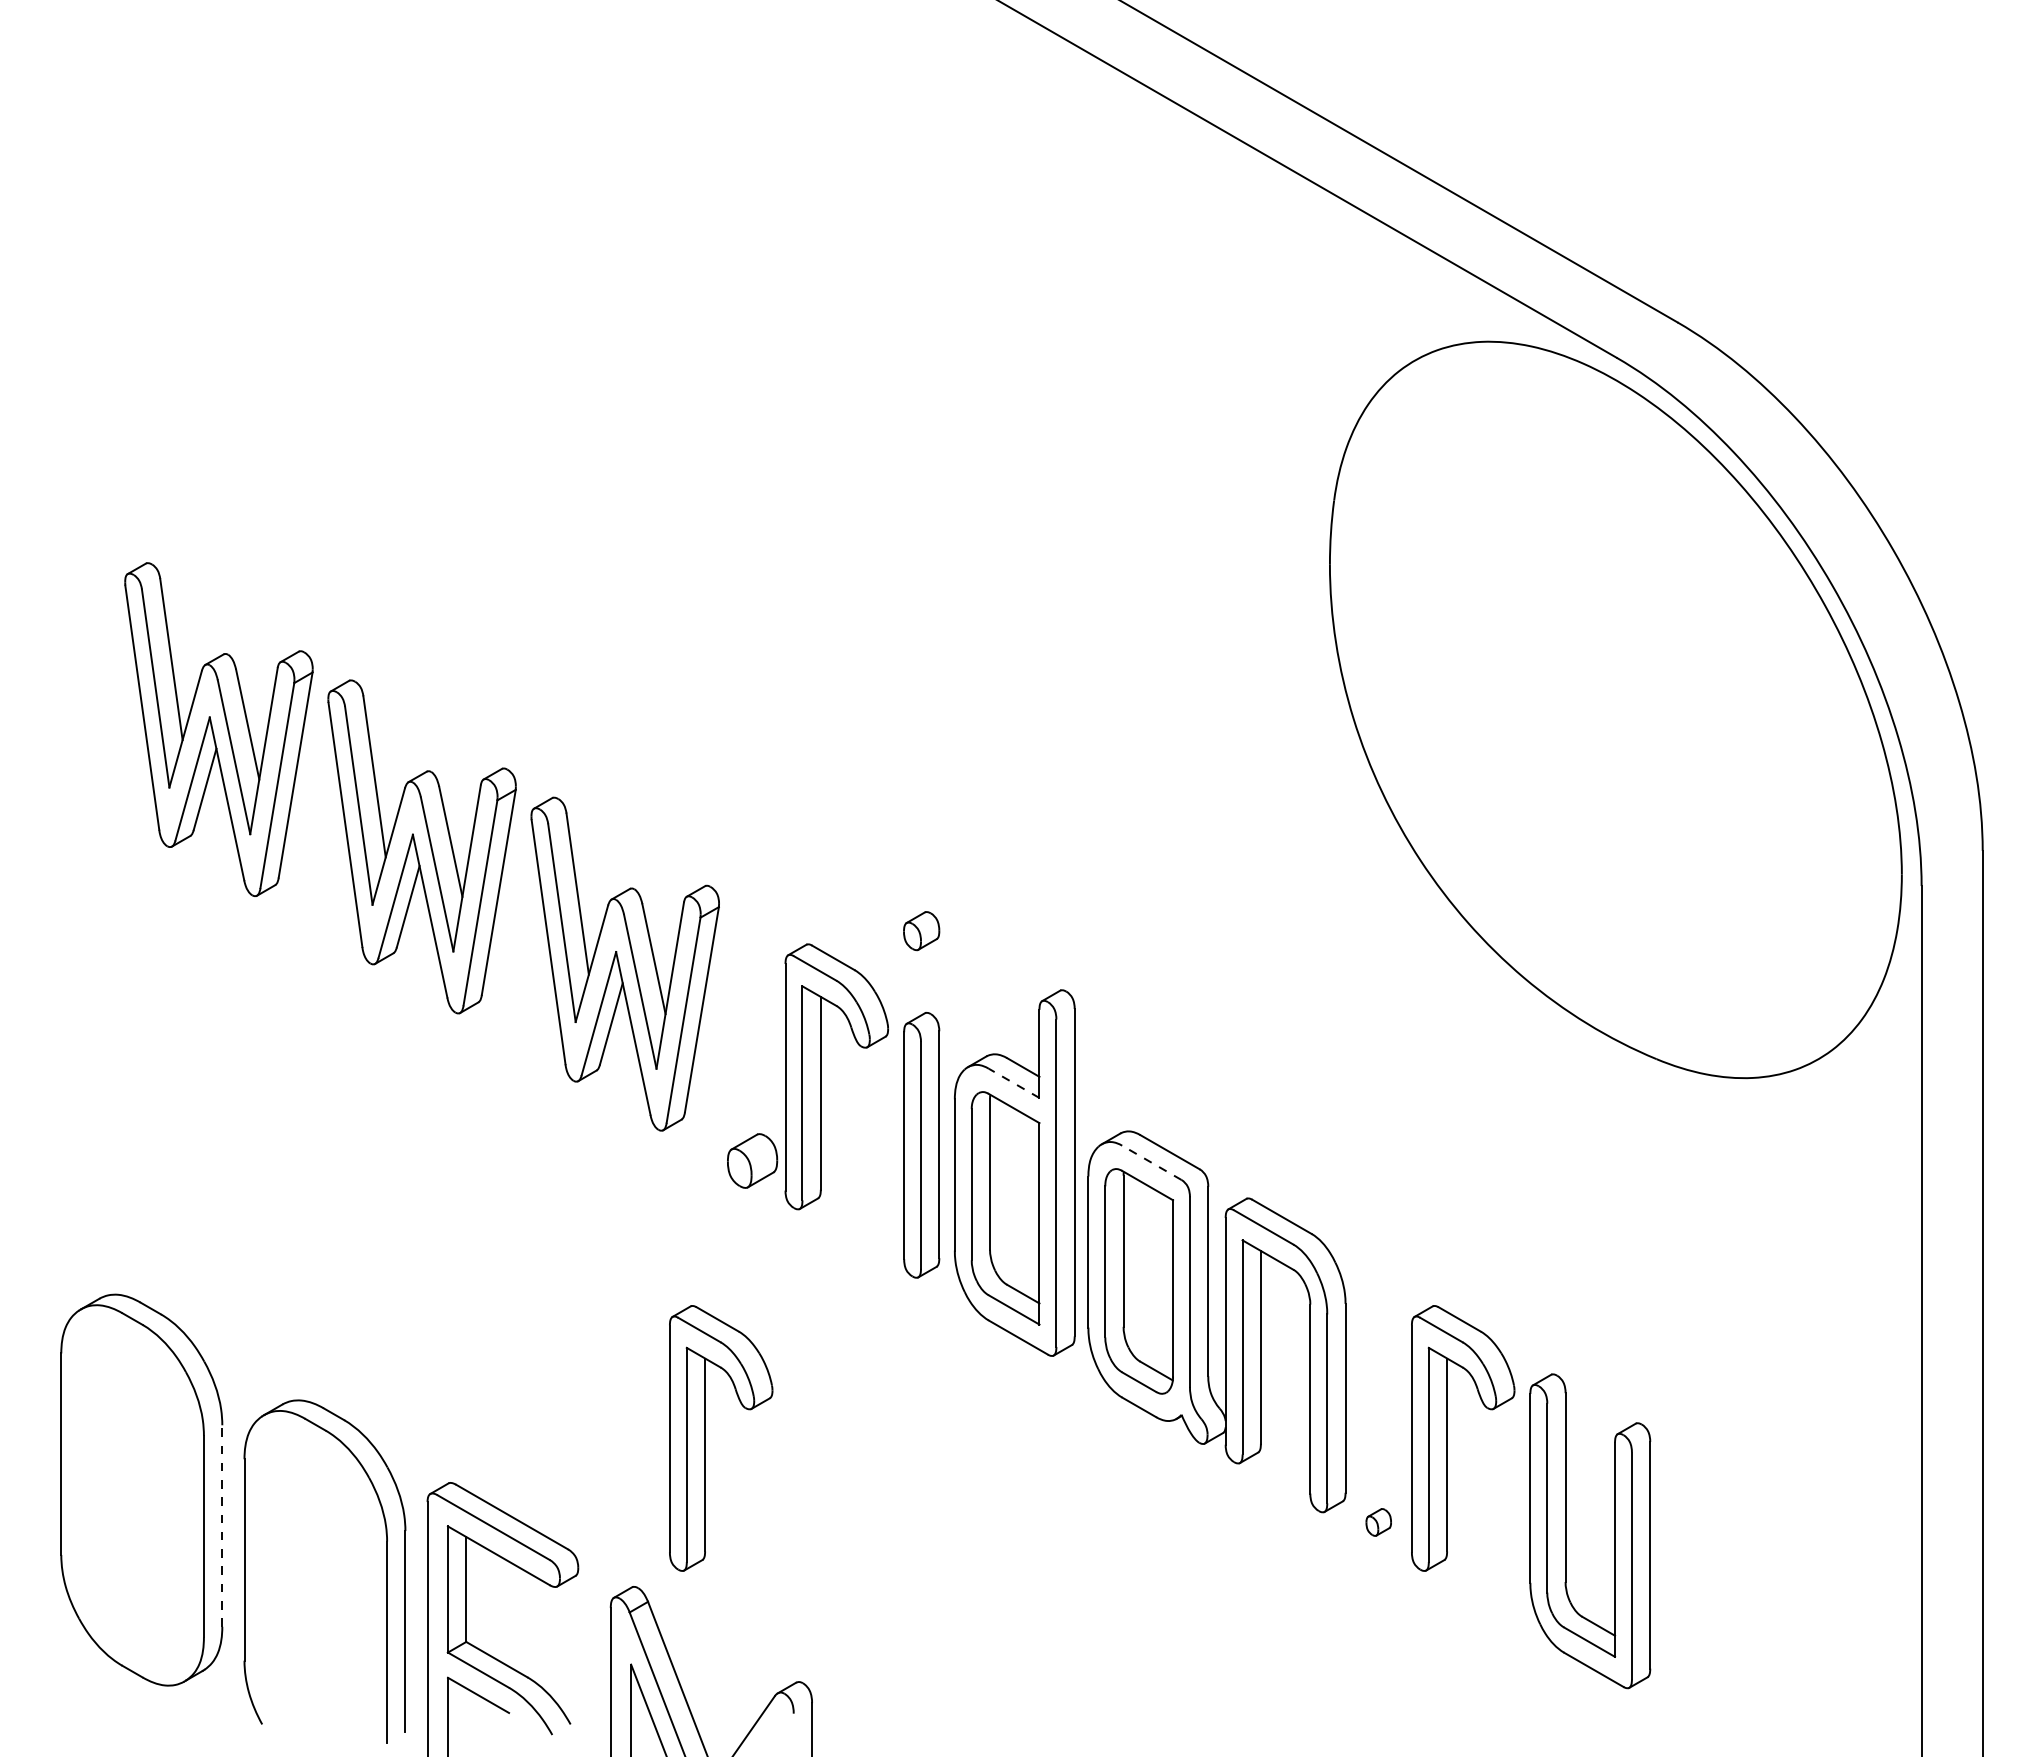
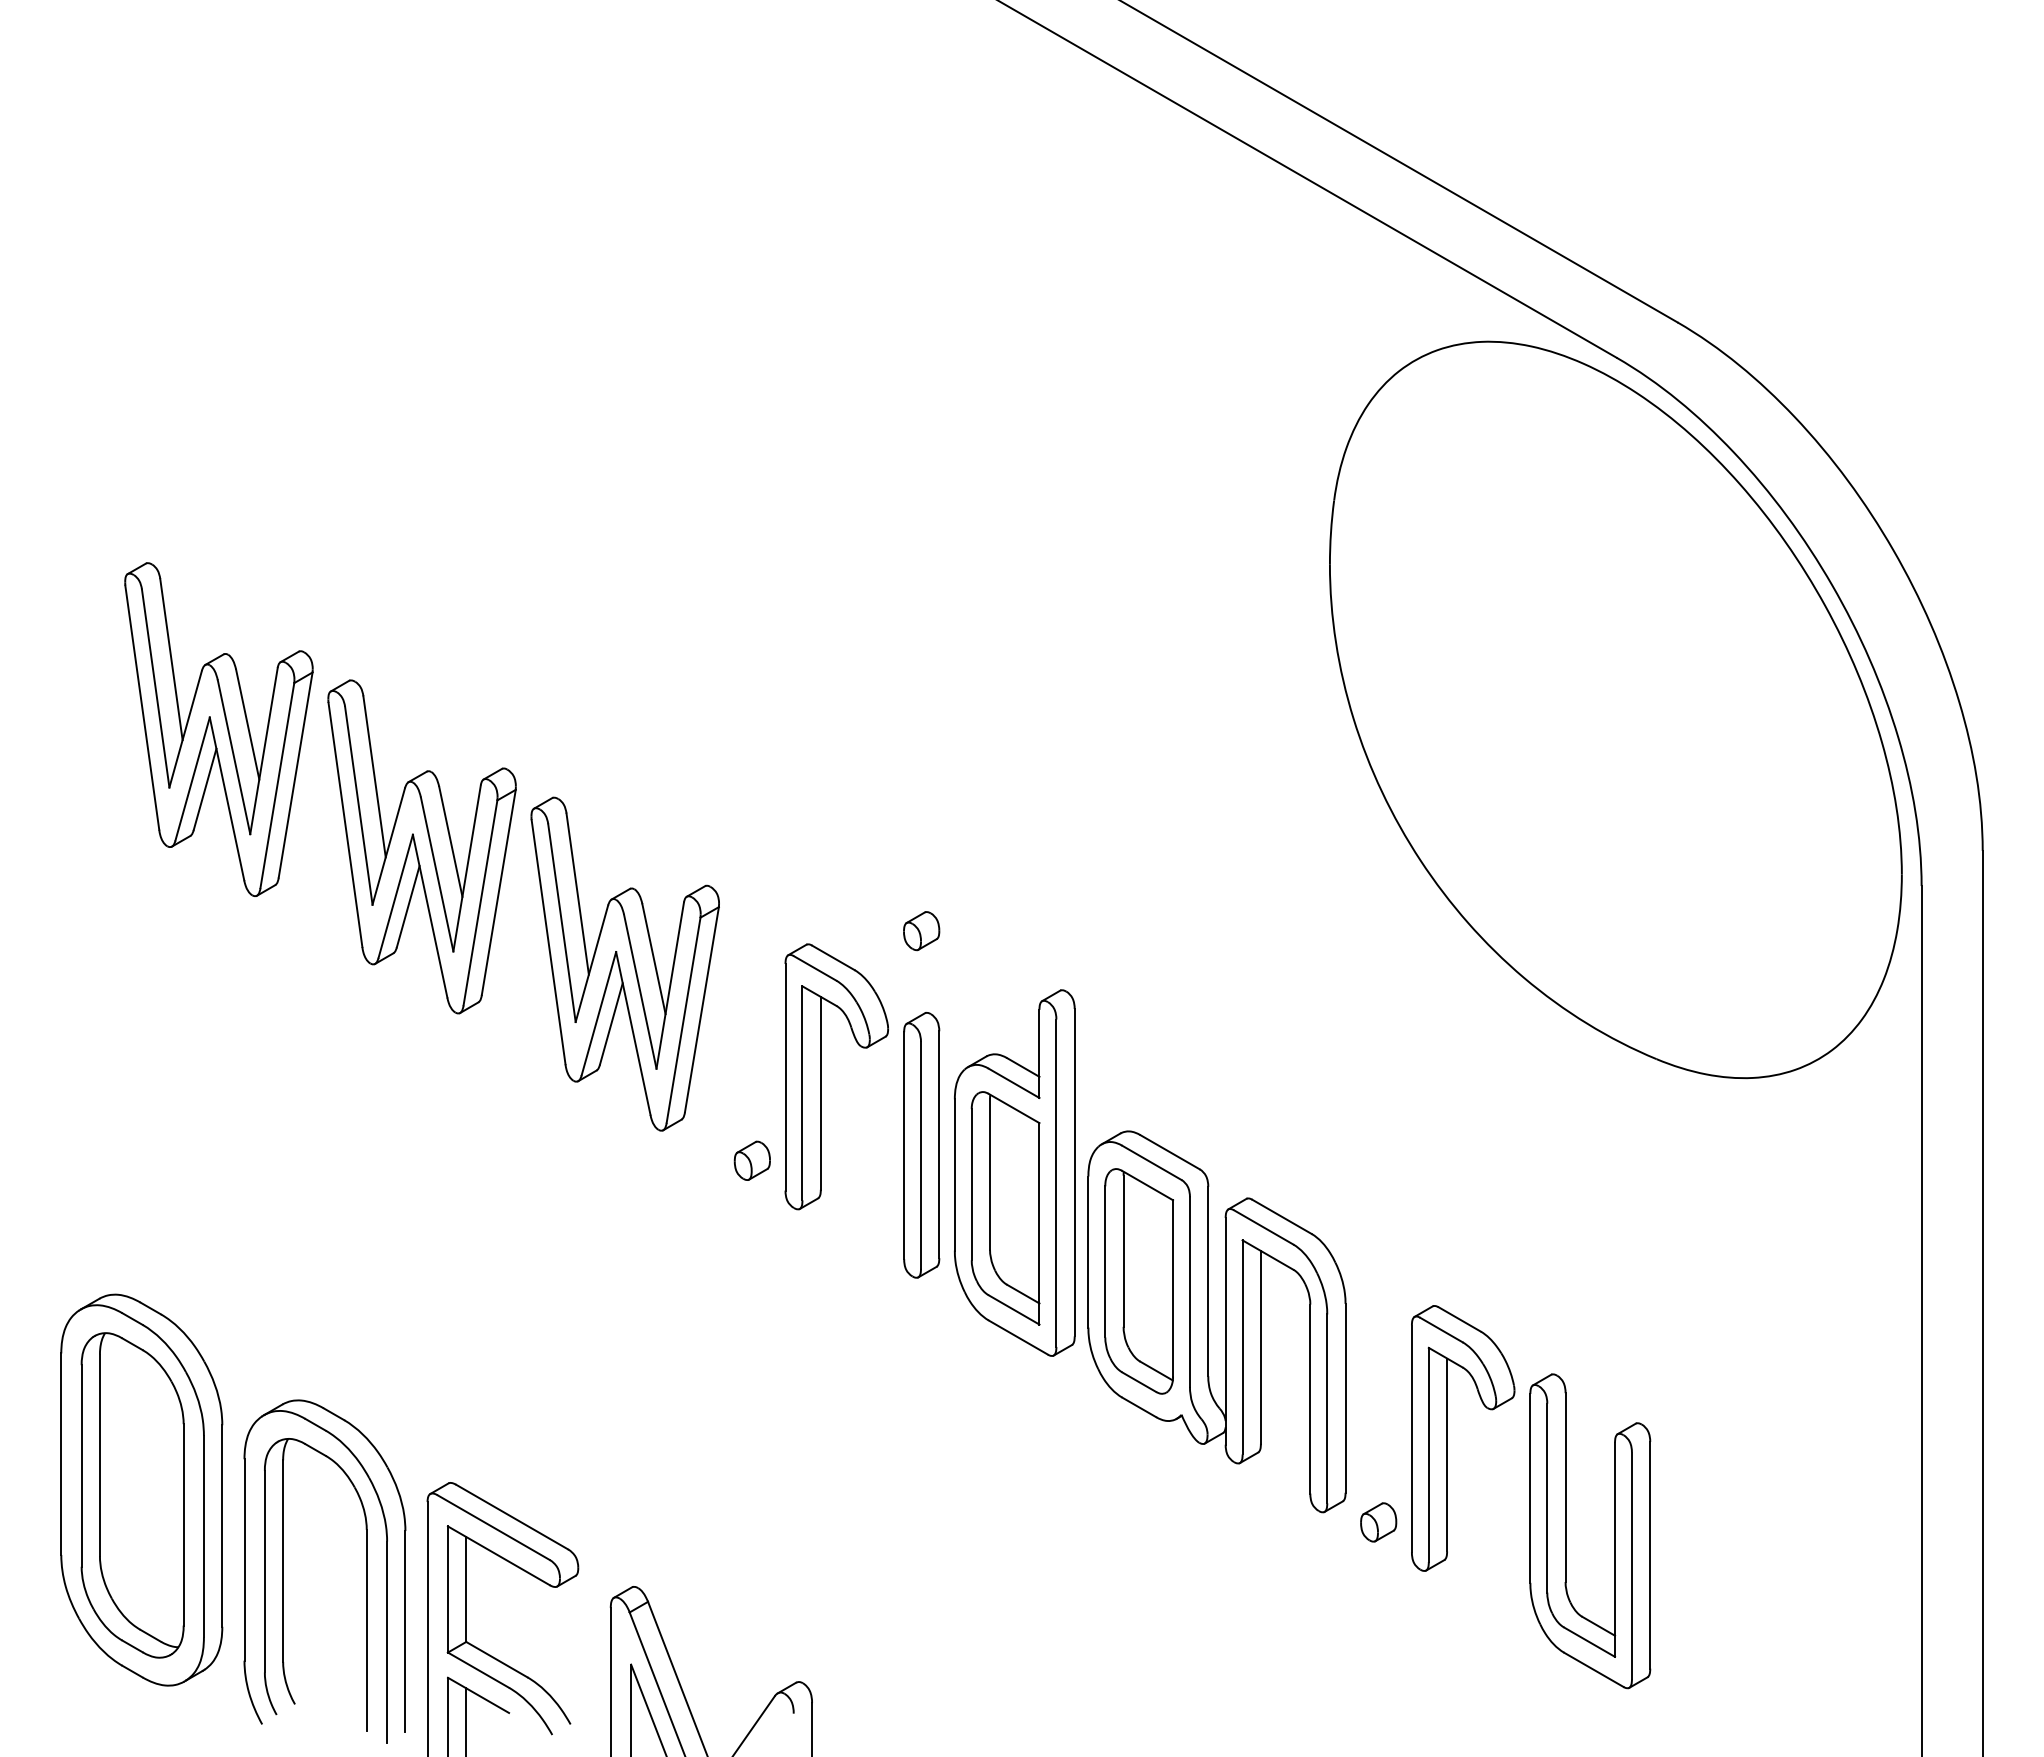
line: dashed -> solid (1013, 1083)
part size: 52x56 px -> 38x41 px (751, 1160)
line: dashed -> solid (1151, 1162)
part: present -> none (705, 1438)
part: none -> present (132, 1495)
part size: 27x29 px -> 38x41 px (1378, 1522)
line: dashed -> solid (222, 1526)
part: none -> present (283, 1584)
line: none -> present (466, 1720)
